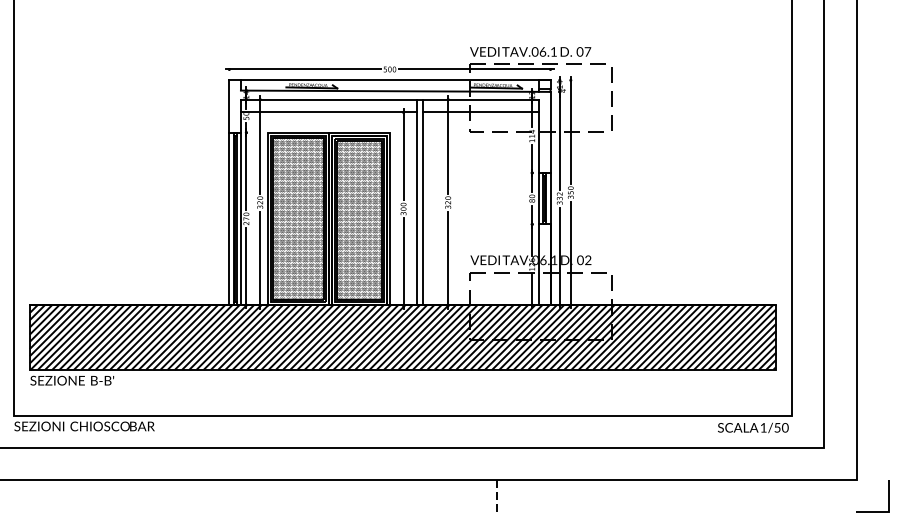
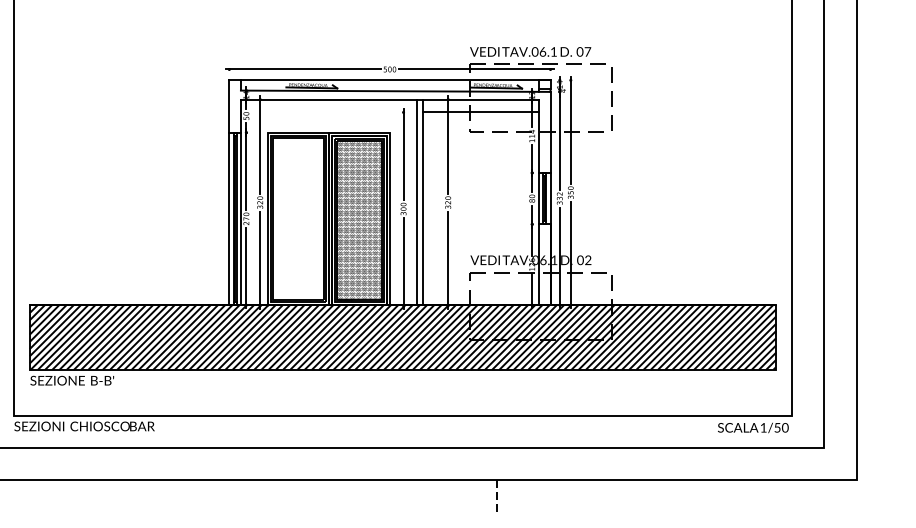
line: present -> none (328, 112)
hatch: present -> none (298, 218)
line: present -> none (872, 511)
